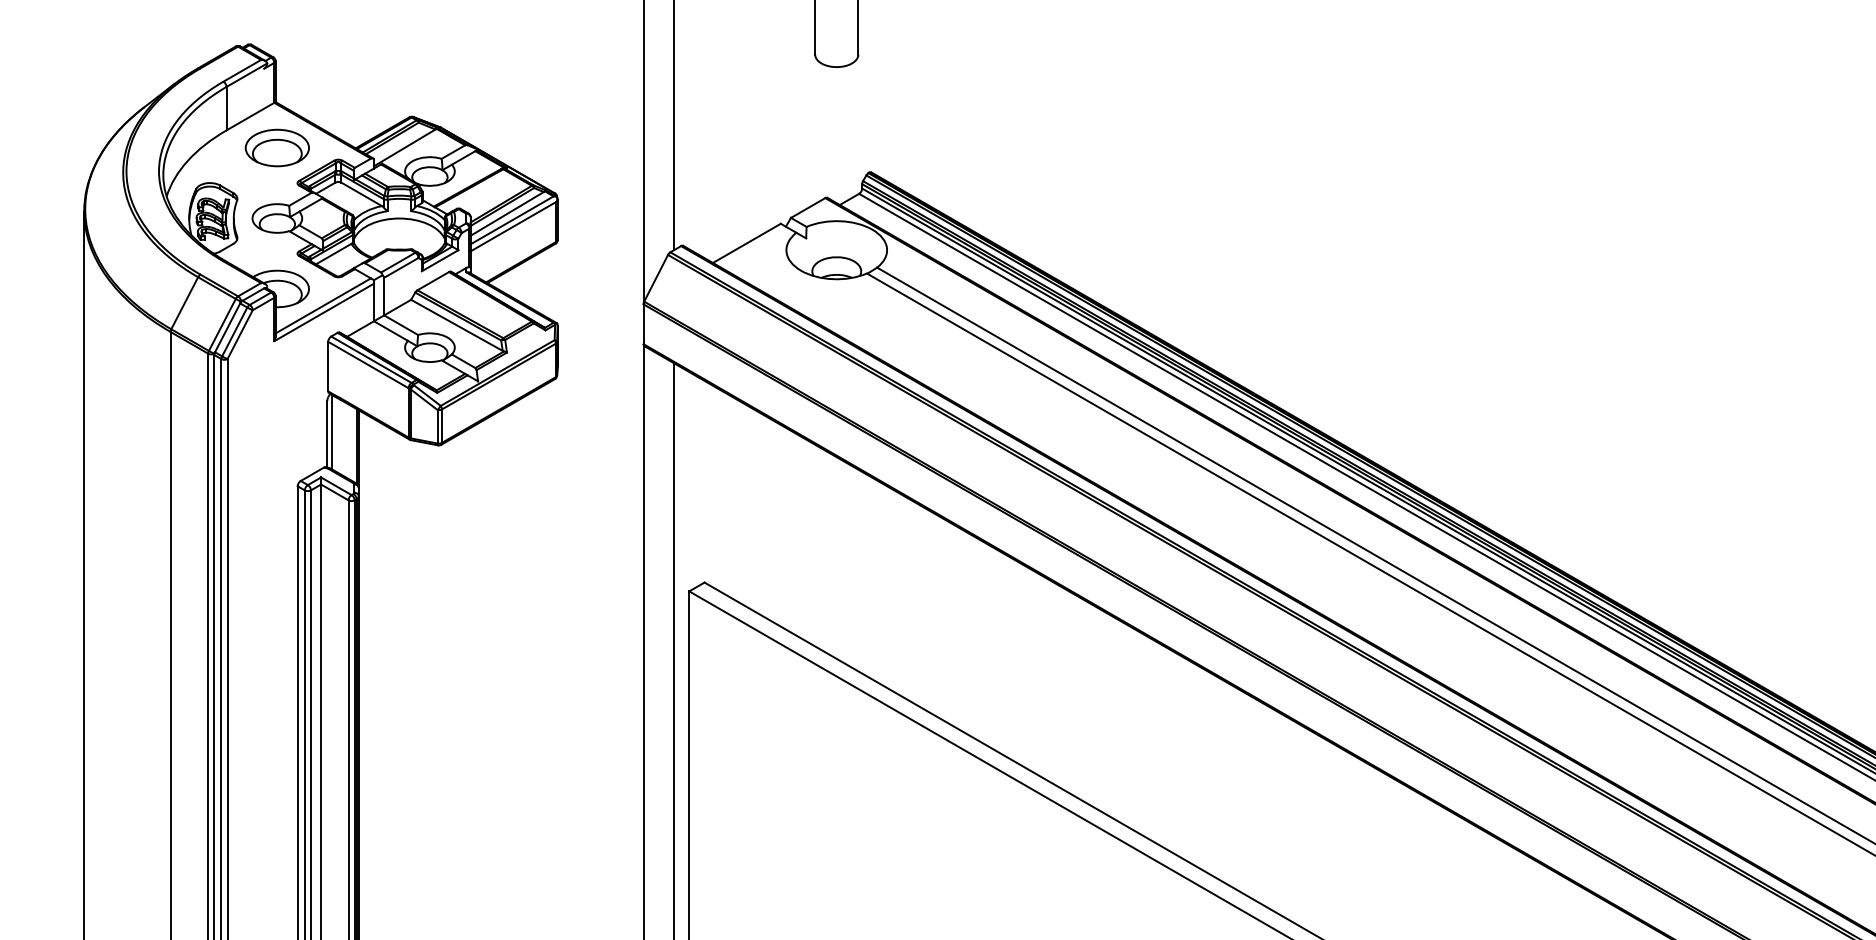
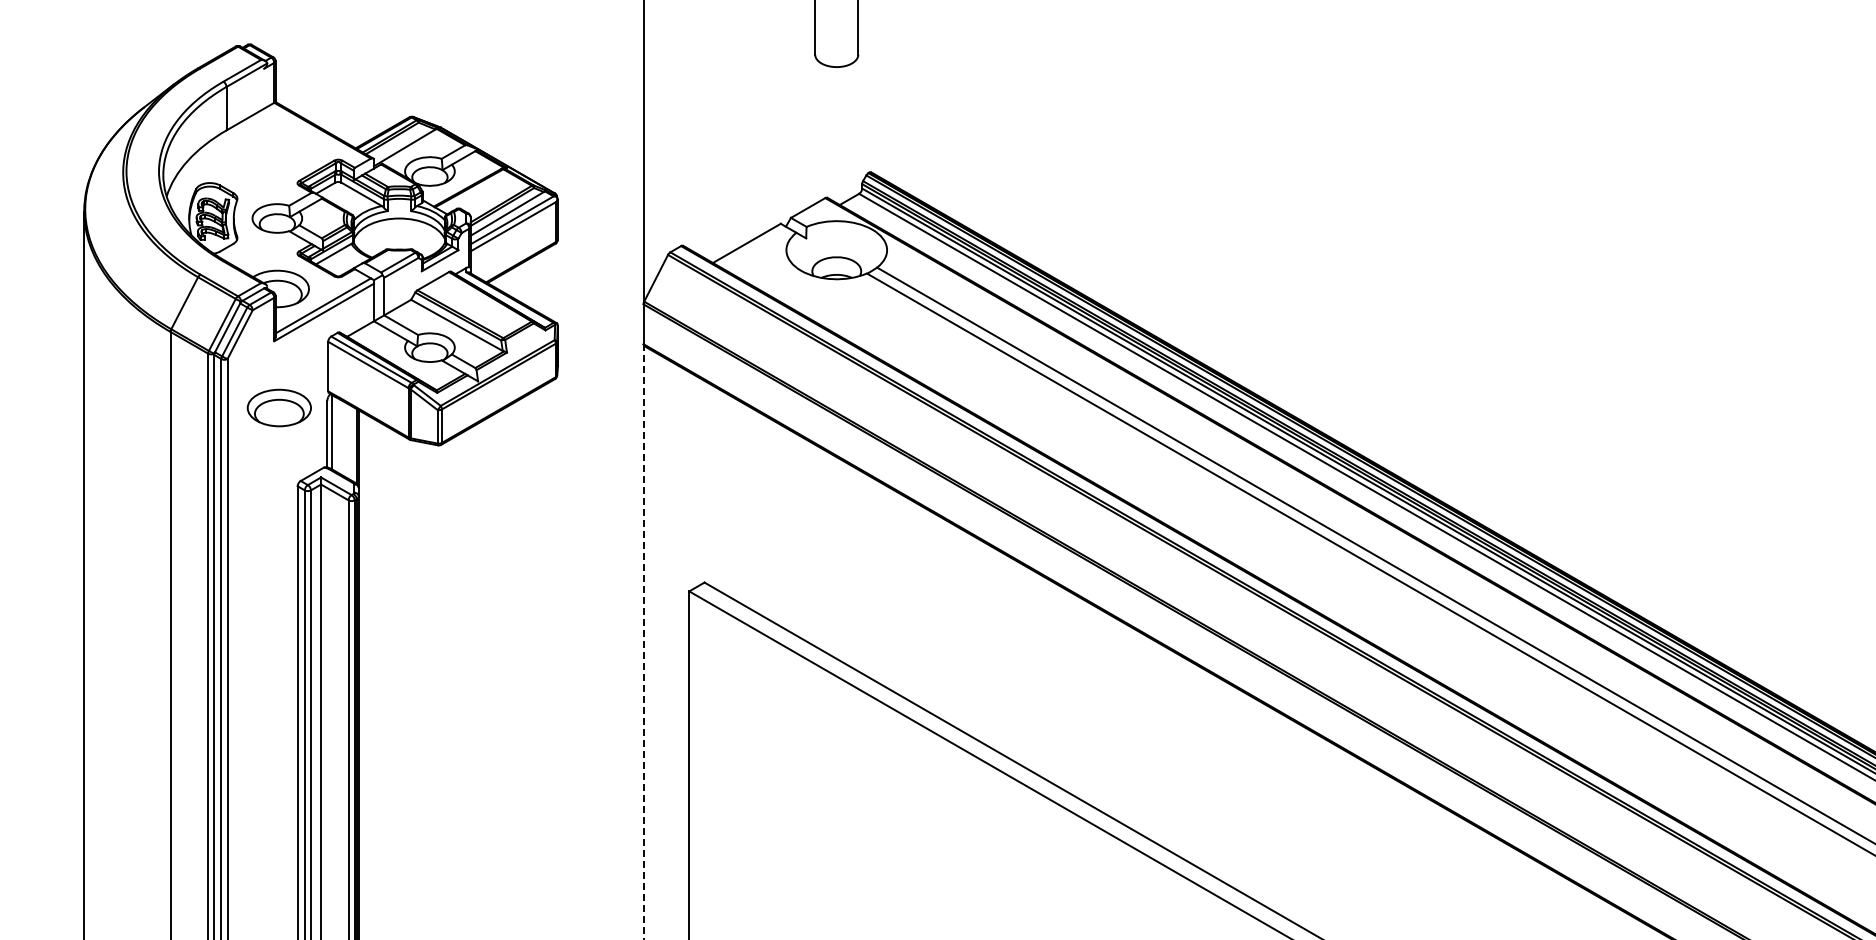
line: present -> none (674, 126)
part position: (276, 147) -> (278, 407) (278, 407)
line: solid -> dashed (643, 642)
line: present -> none (674, 649)
